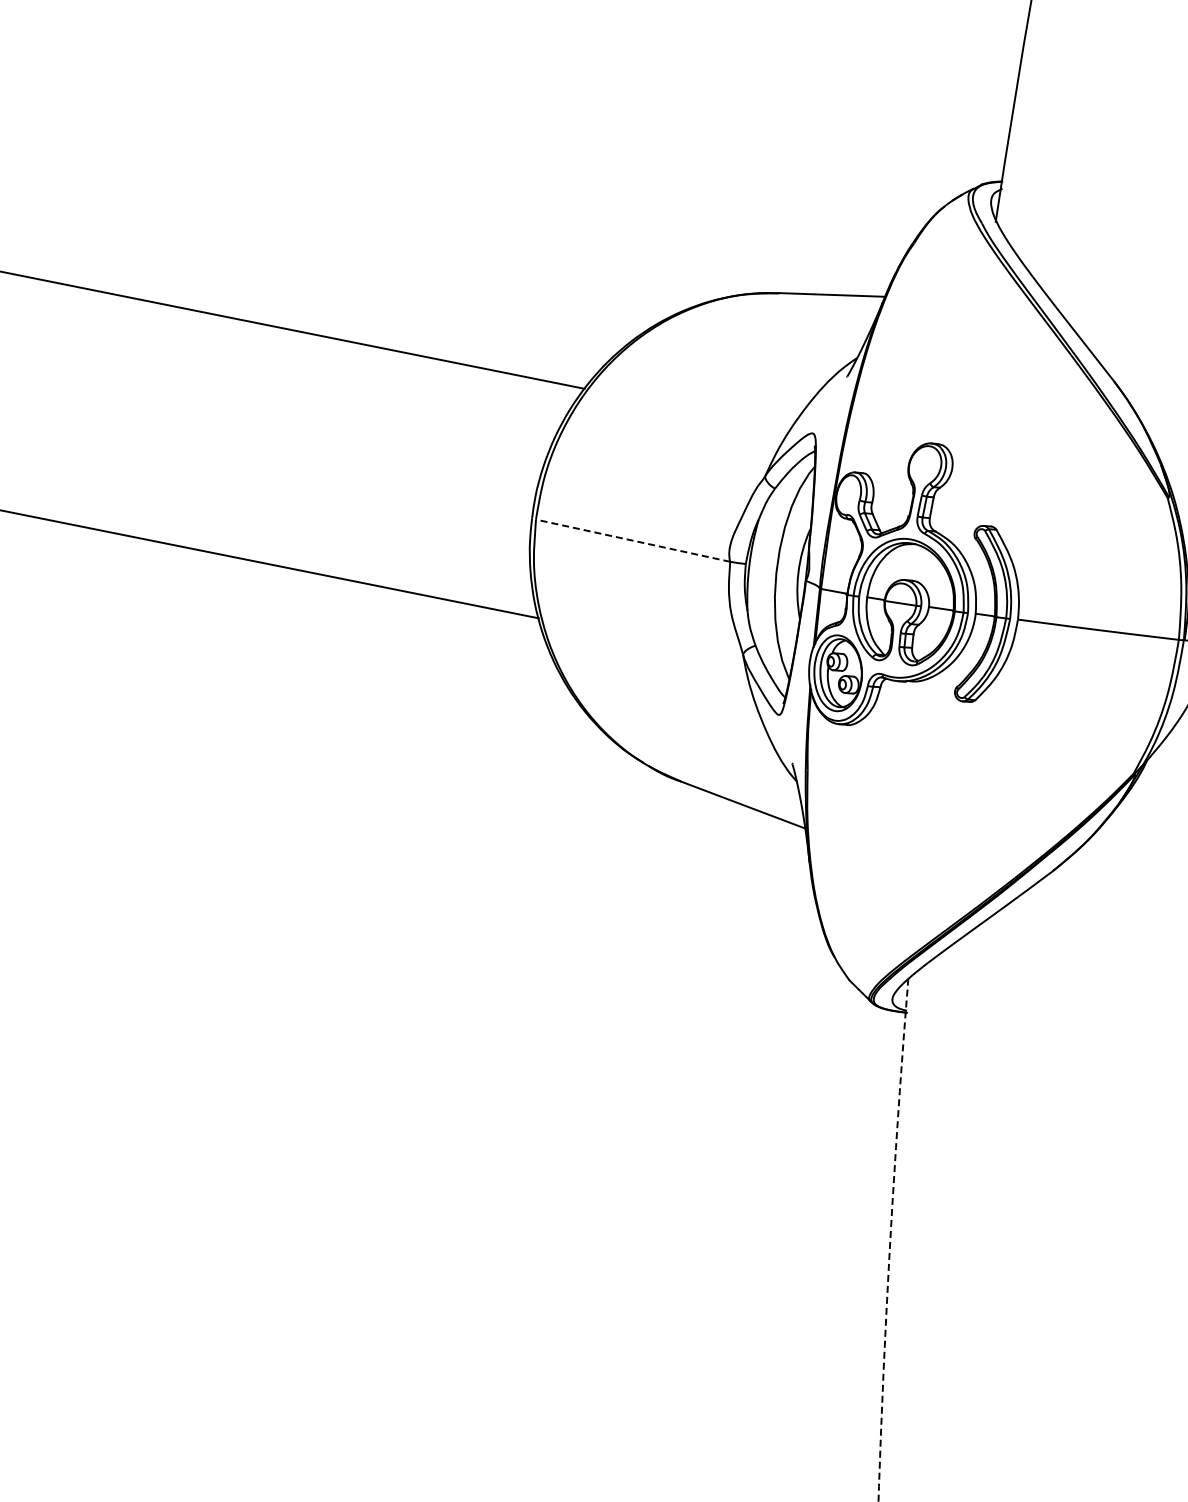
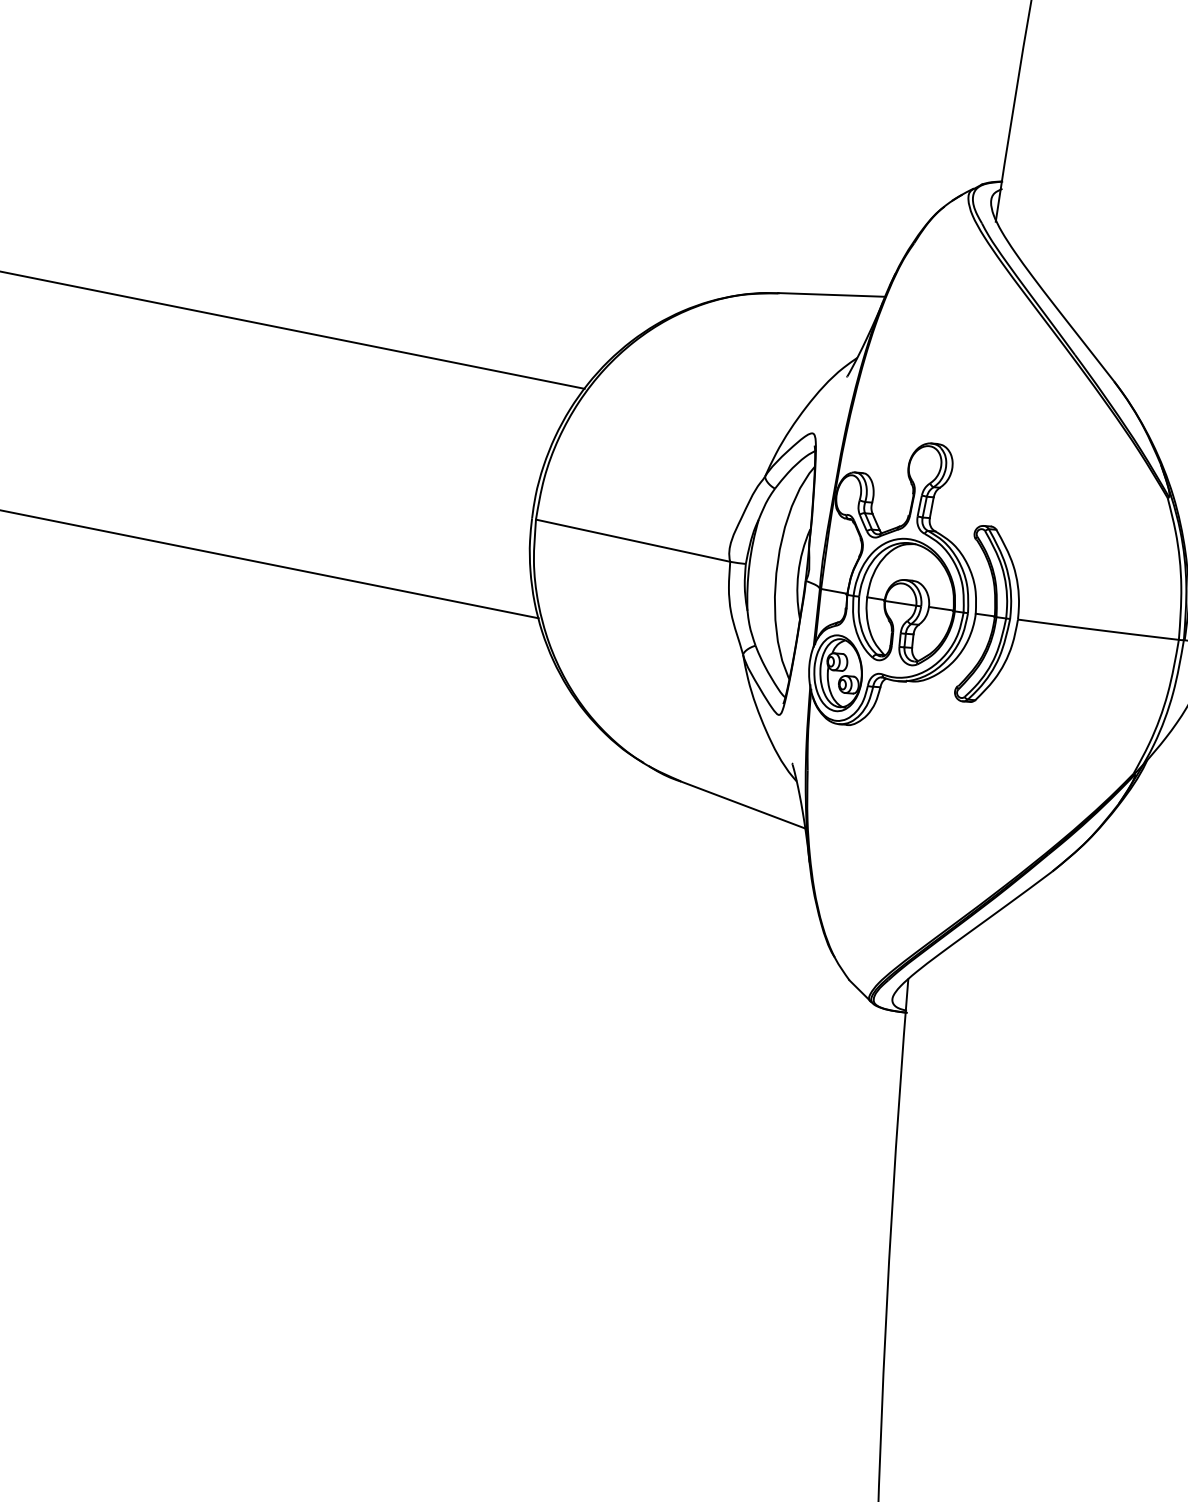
line: dashed -> solid (632, 540)
arc: dashed -> solid (890, 1239)
